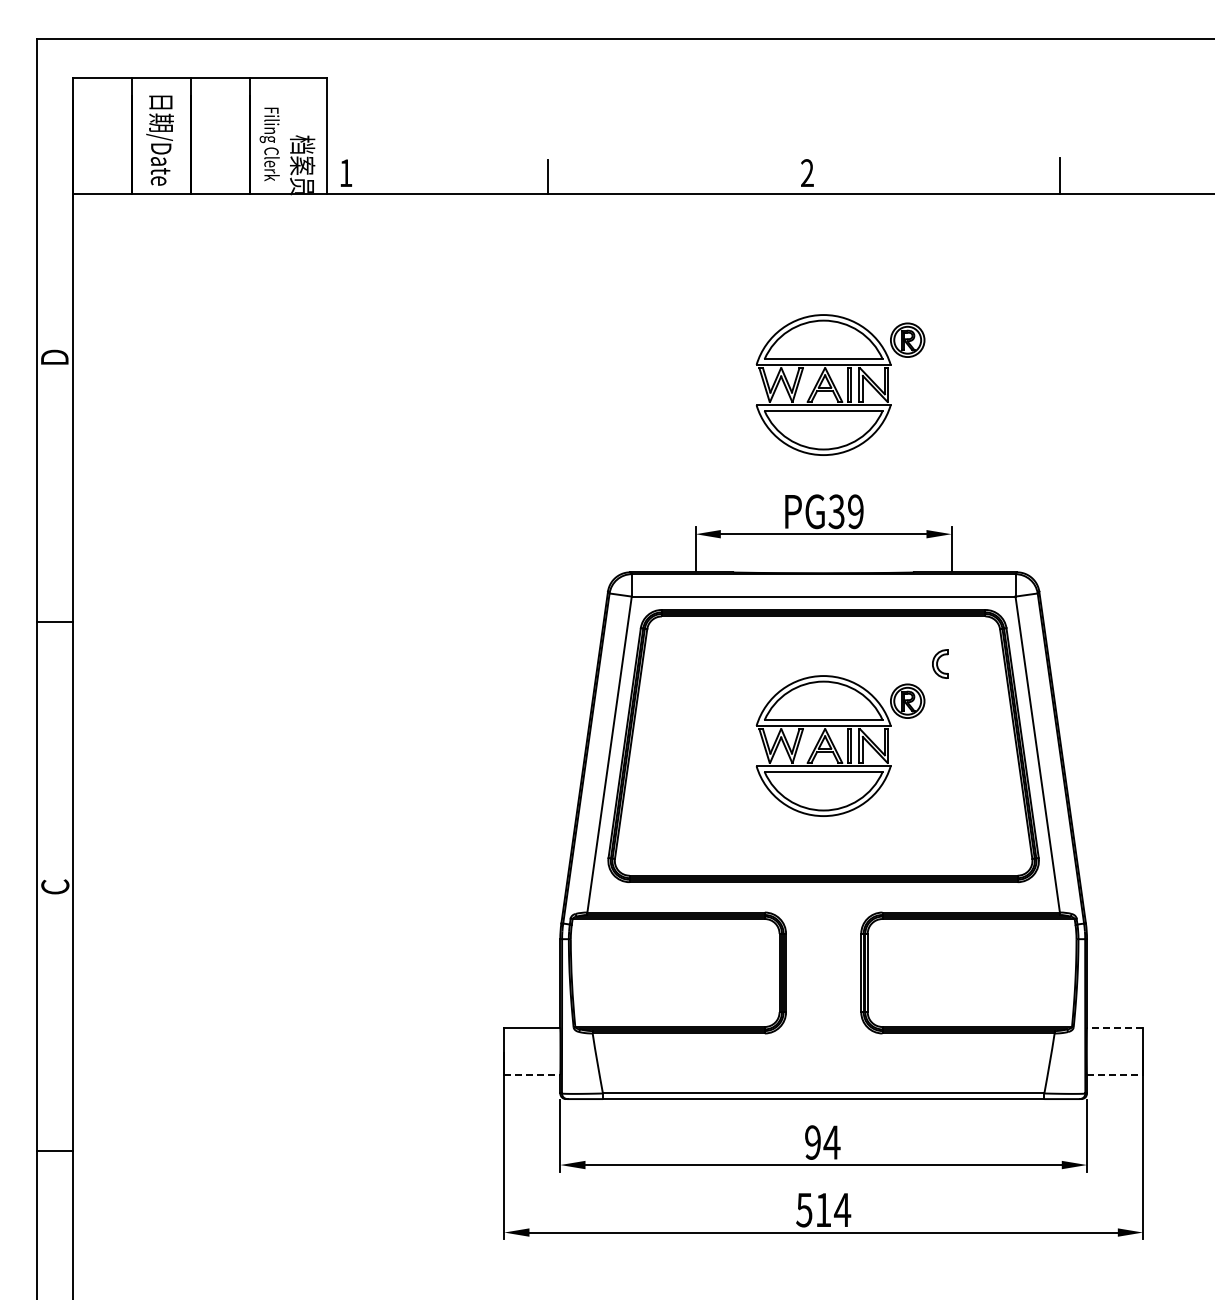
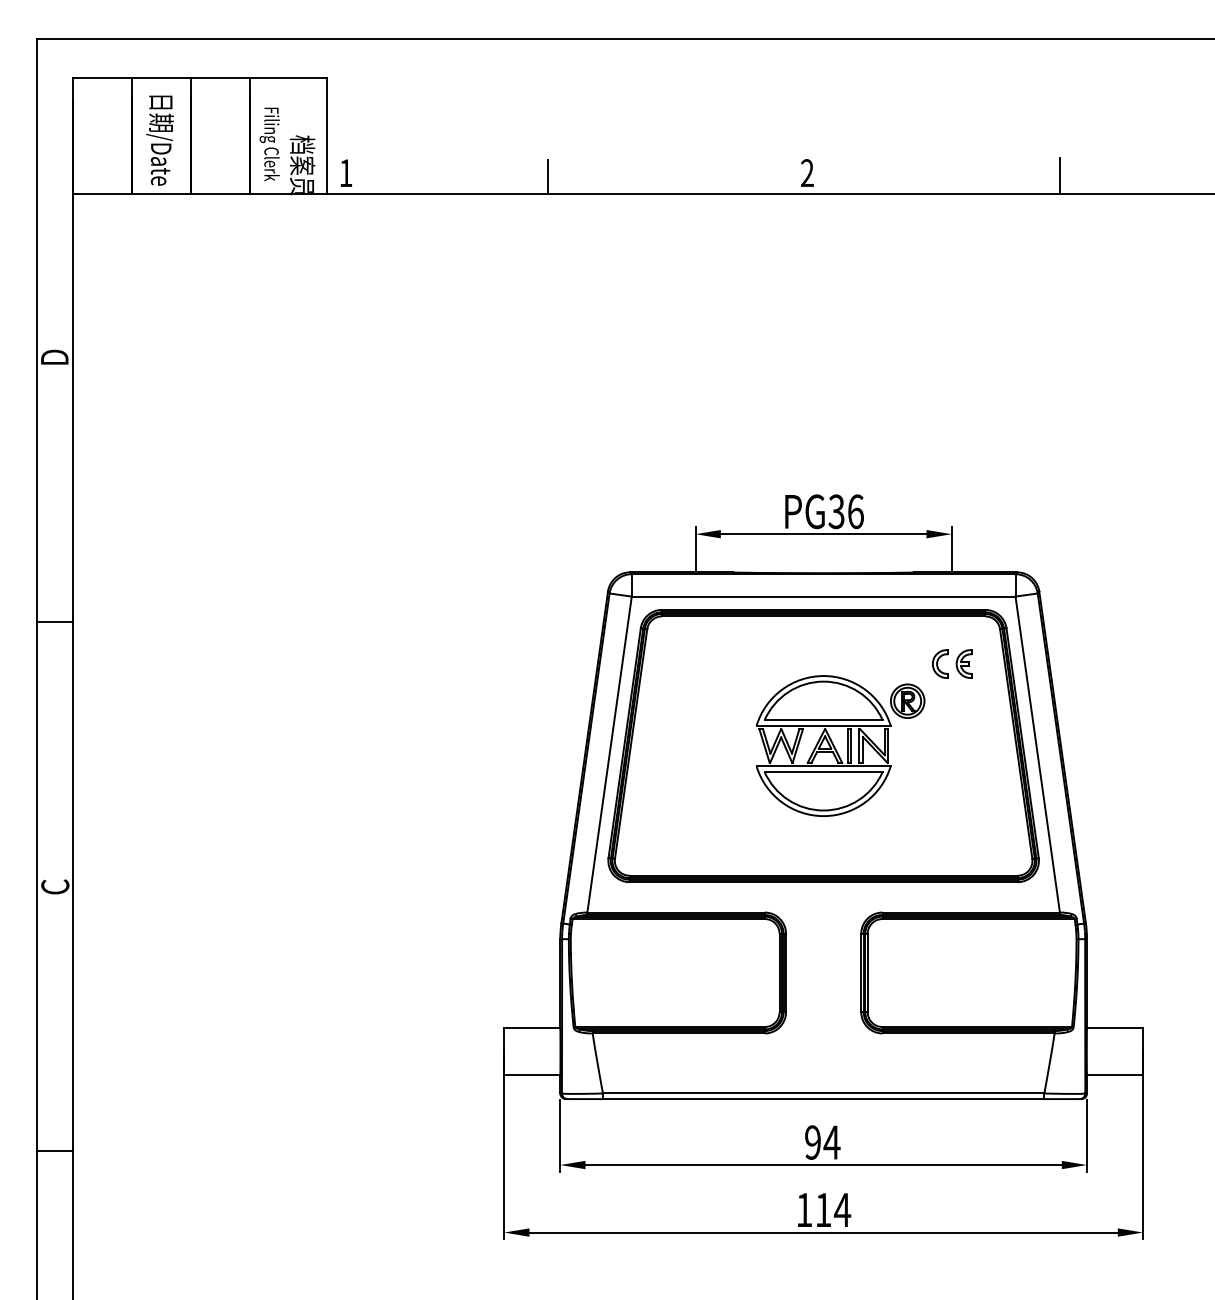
part: present -> none (840, 384)
text: PG39 -> PG36 (855, 511)
part: none -> present (963, 663)
line: dashed -> solid (1114, 1027)
line: dashed -> solid (532, 1075)
line: dashed -> solid (1115, 1075)
text: 514 -> 114 (804, 1210)
